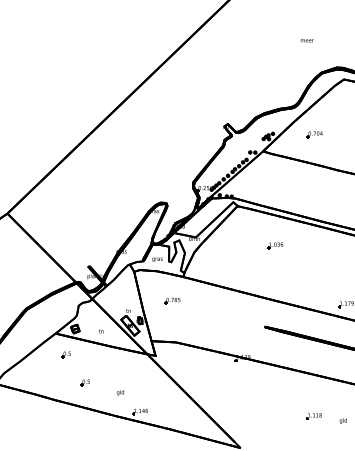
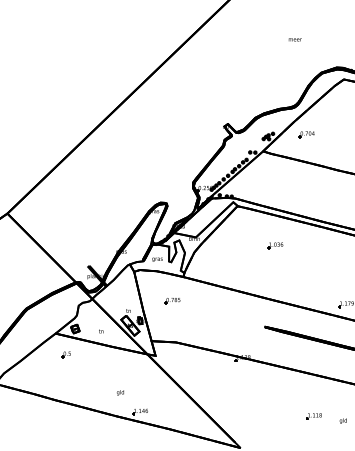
text position: (306, 40) -> (294, 39) (294, 39)
part position: (314, 134) -> (306, 134) (306, 134)
part: present -> none (84, 382)
